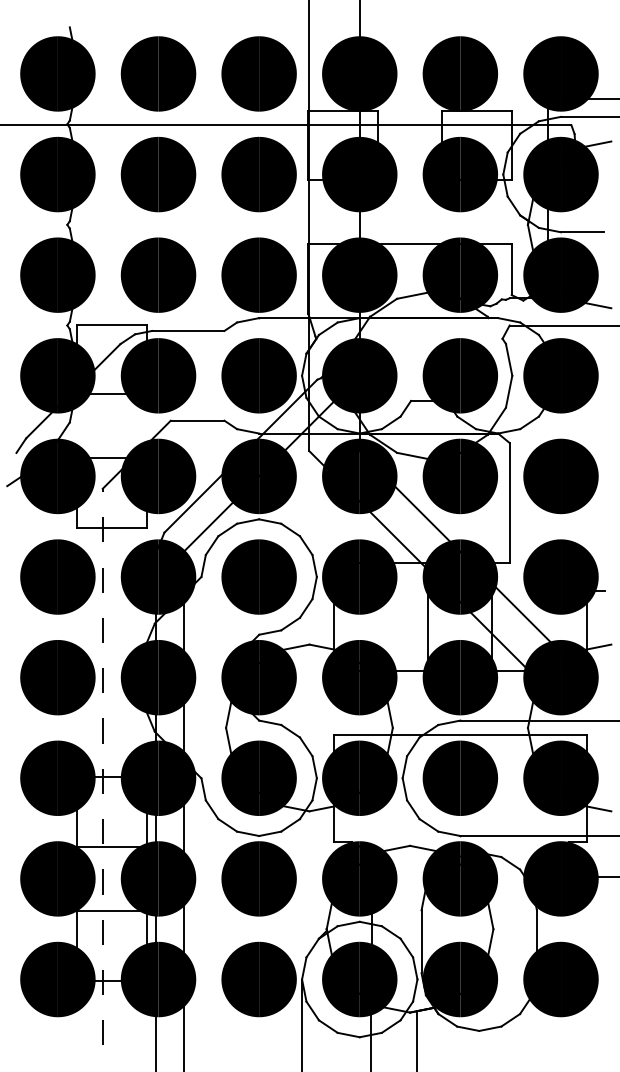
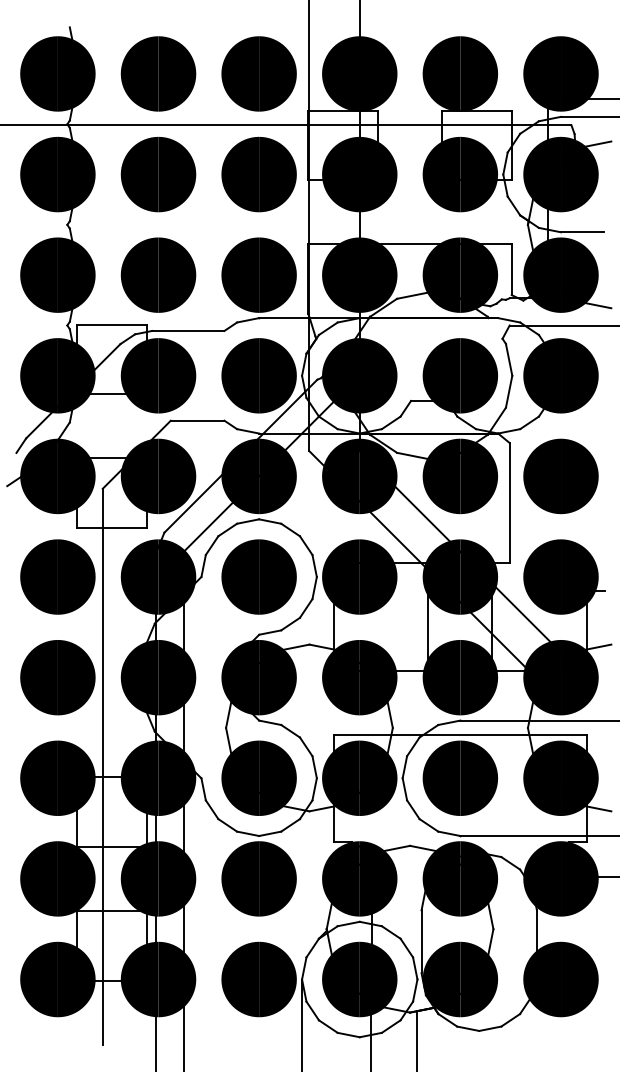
line: dashed -> solid (102, 766)
